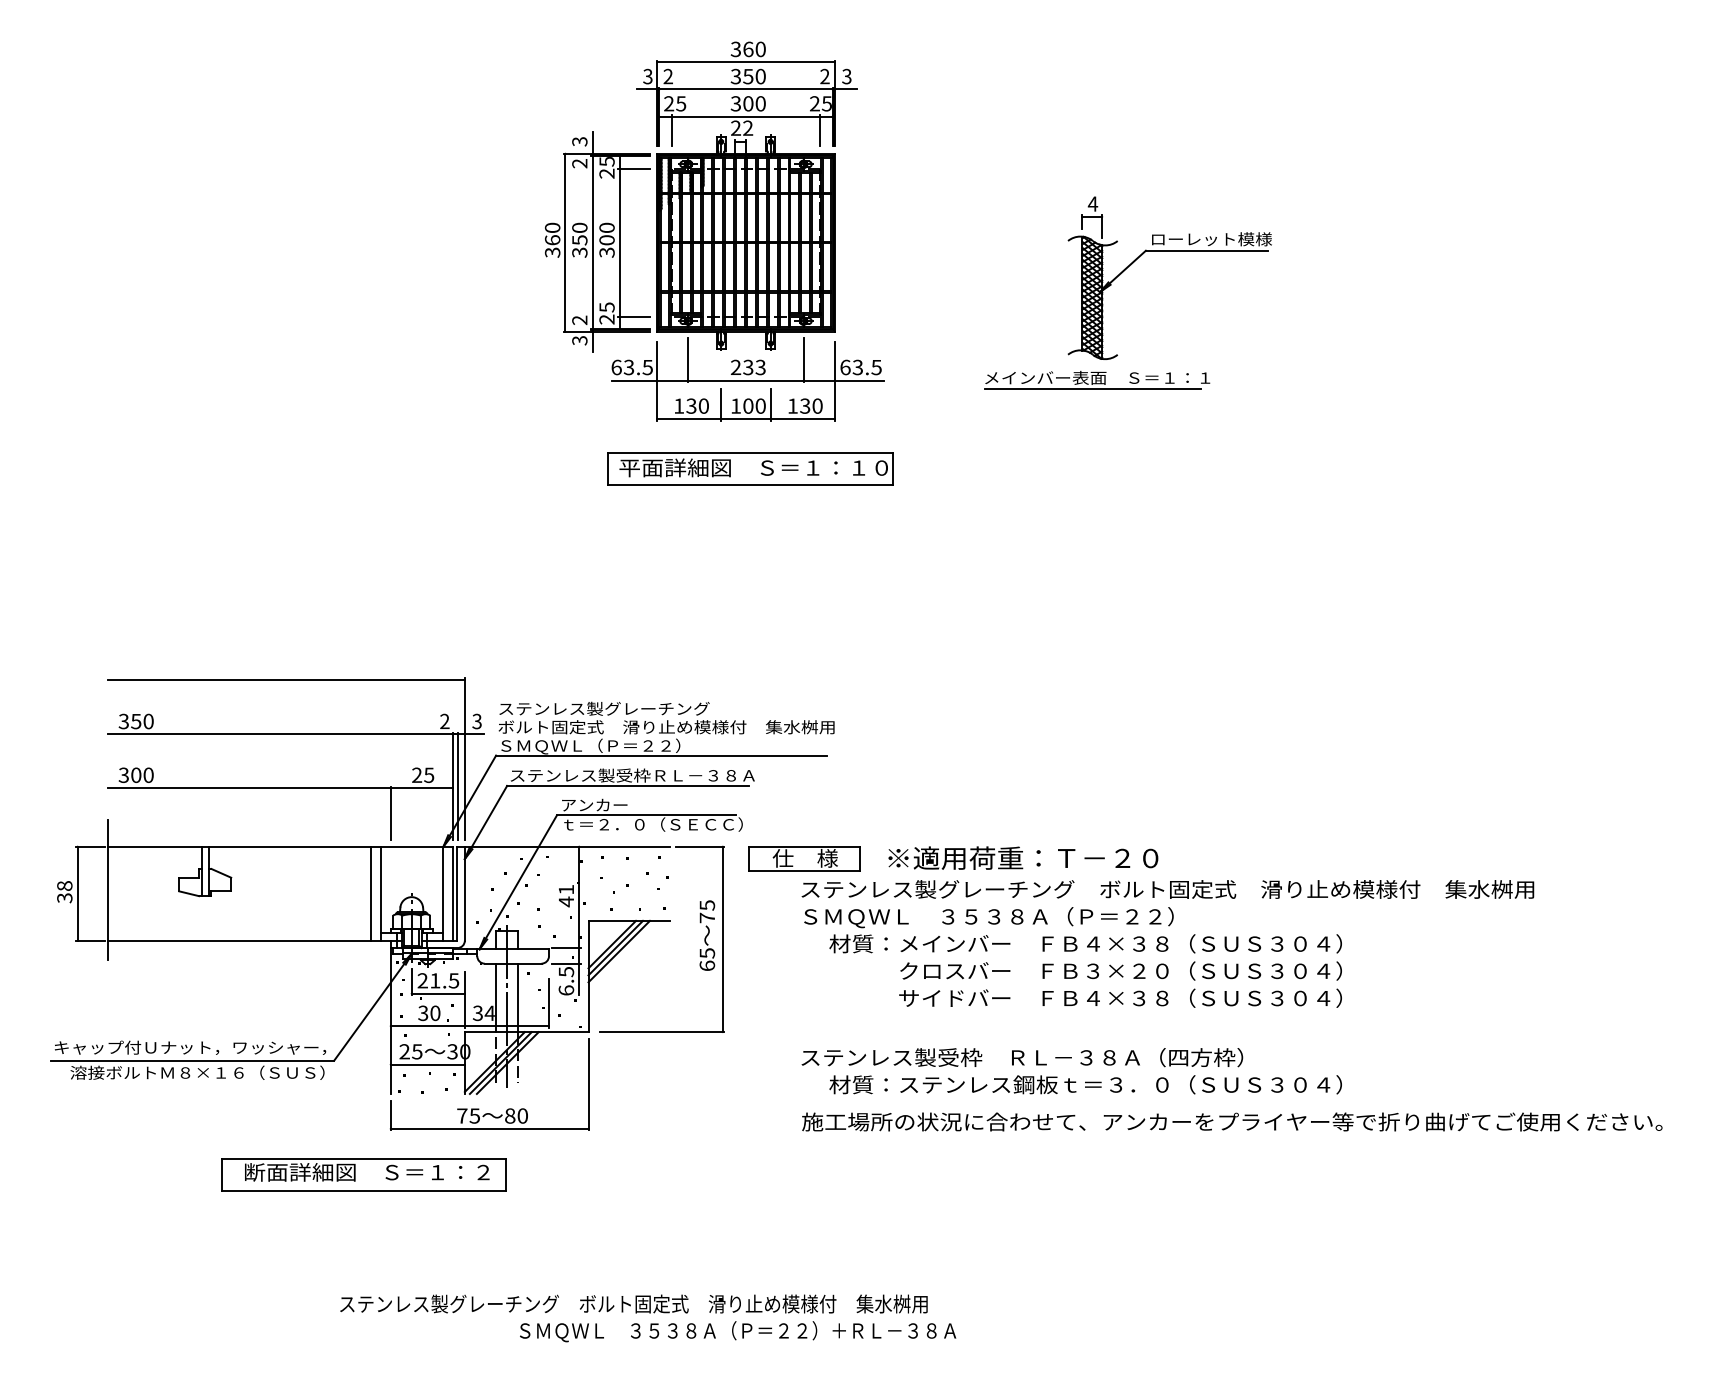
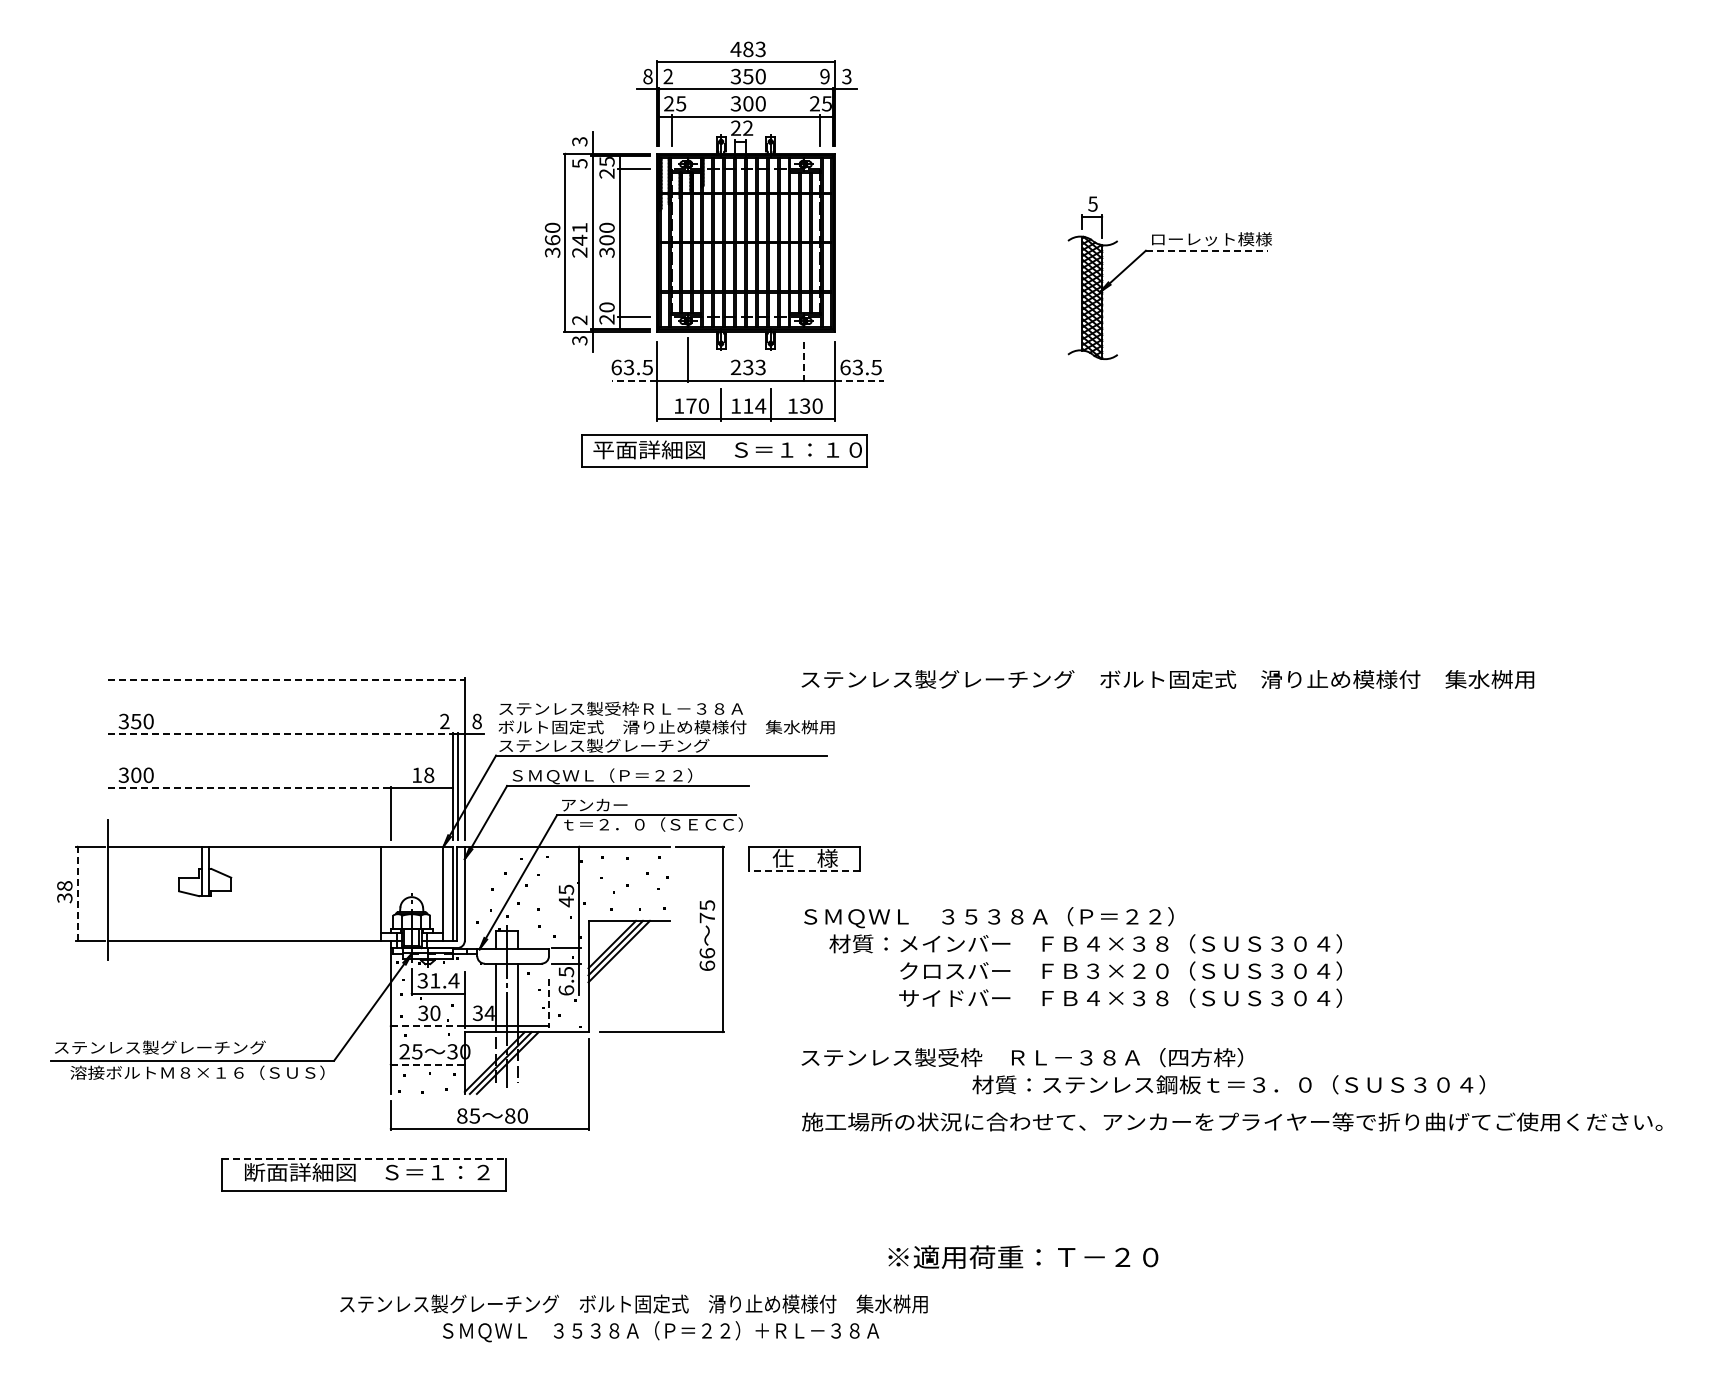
text: 360 -> 483 (747, 49)
text: 3 -> 8 (647, 76)
text: 2 -> 9 (824, 76)
text: 2 -> 5 (579, 163)
text: 4 -> 5 (1092, 203)
text: 350 -> 241 (579, 239)
line: solid -> dashed (1207, 250)
text: 25 -> 20 (606, 307)
line: solid -> dashed (803, 359)
part: present -> none (1097, 379)
line: solid -> dashed (634, 380)
line: solid -> dashed (859, 380)
text: 130 -> 170 (691, 405)
text: 100 -> 114 (754, 405)
part position: (750, 468) -> (724, 450) (724, 450)
line: solid -> dashed (286, 679)
text: ステンレス製グレーチング -> ステンレス製受枠ＲＬ－３８Ａ (673, 708)
text: 3 -> 8 (476, 721)
line: solid -> dashed (280, 734)
text: ＳＭＱＷＬ（Ｐ＝２２） -> ステンレス製グレーチング (604, 746)
text: 25 -> 18 (423, 774)
text: ステンレス製受枠ＲＬ－３８Ａ -> ＳＭＱＷＬ（Ｐ＝２２） (632, 776)
line: solid -> dashed (249, 788)
text position: (1023, 857) -> (1023, 1256) (1023, 1256)
line: solid -> dashed (804, 871)
text: 41 -> 45 (566, 889)
text position: (1167, 889) -> (1167, 679) (1167, 679)
line: solid -> dashed (77, 893)
line: present -> none (370, 893)
text: 65 -> 66 (707, 953)
text: 21.5 -> 31.4 (438, 980)
line: solid -> dashed (549, 1003)
line: solid -> dashed (428, 1026)
text: キャップ付Ｕナット，ワッシャー， -> ステンレス製グレーチング (190, 1047)
line: solid -> dashed (428, 1064)
text position: (1085, 1084) -> (1228, 1084) (1228, 1084)
text: 75 -> 85 (462, 1115)
line: solid -> dashed (364, 1158)
text position: (738, 1331) -> (661, 1331) (661, 1331)
